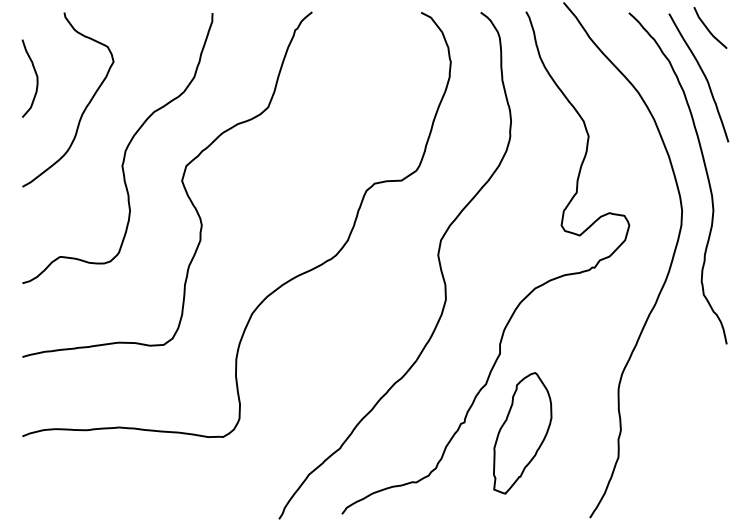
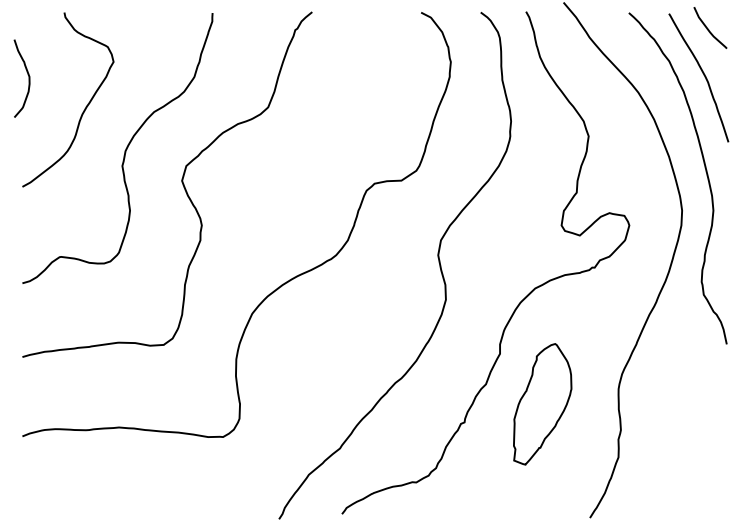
curve position: (36, 78) -> (28, 78) (28, 78)
part position: (522, 433) -> (542, 404) (542, 404)
